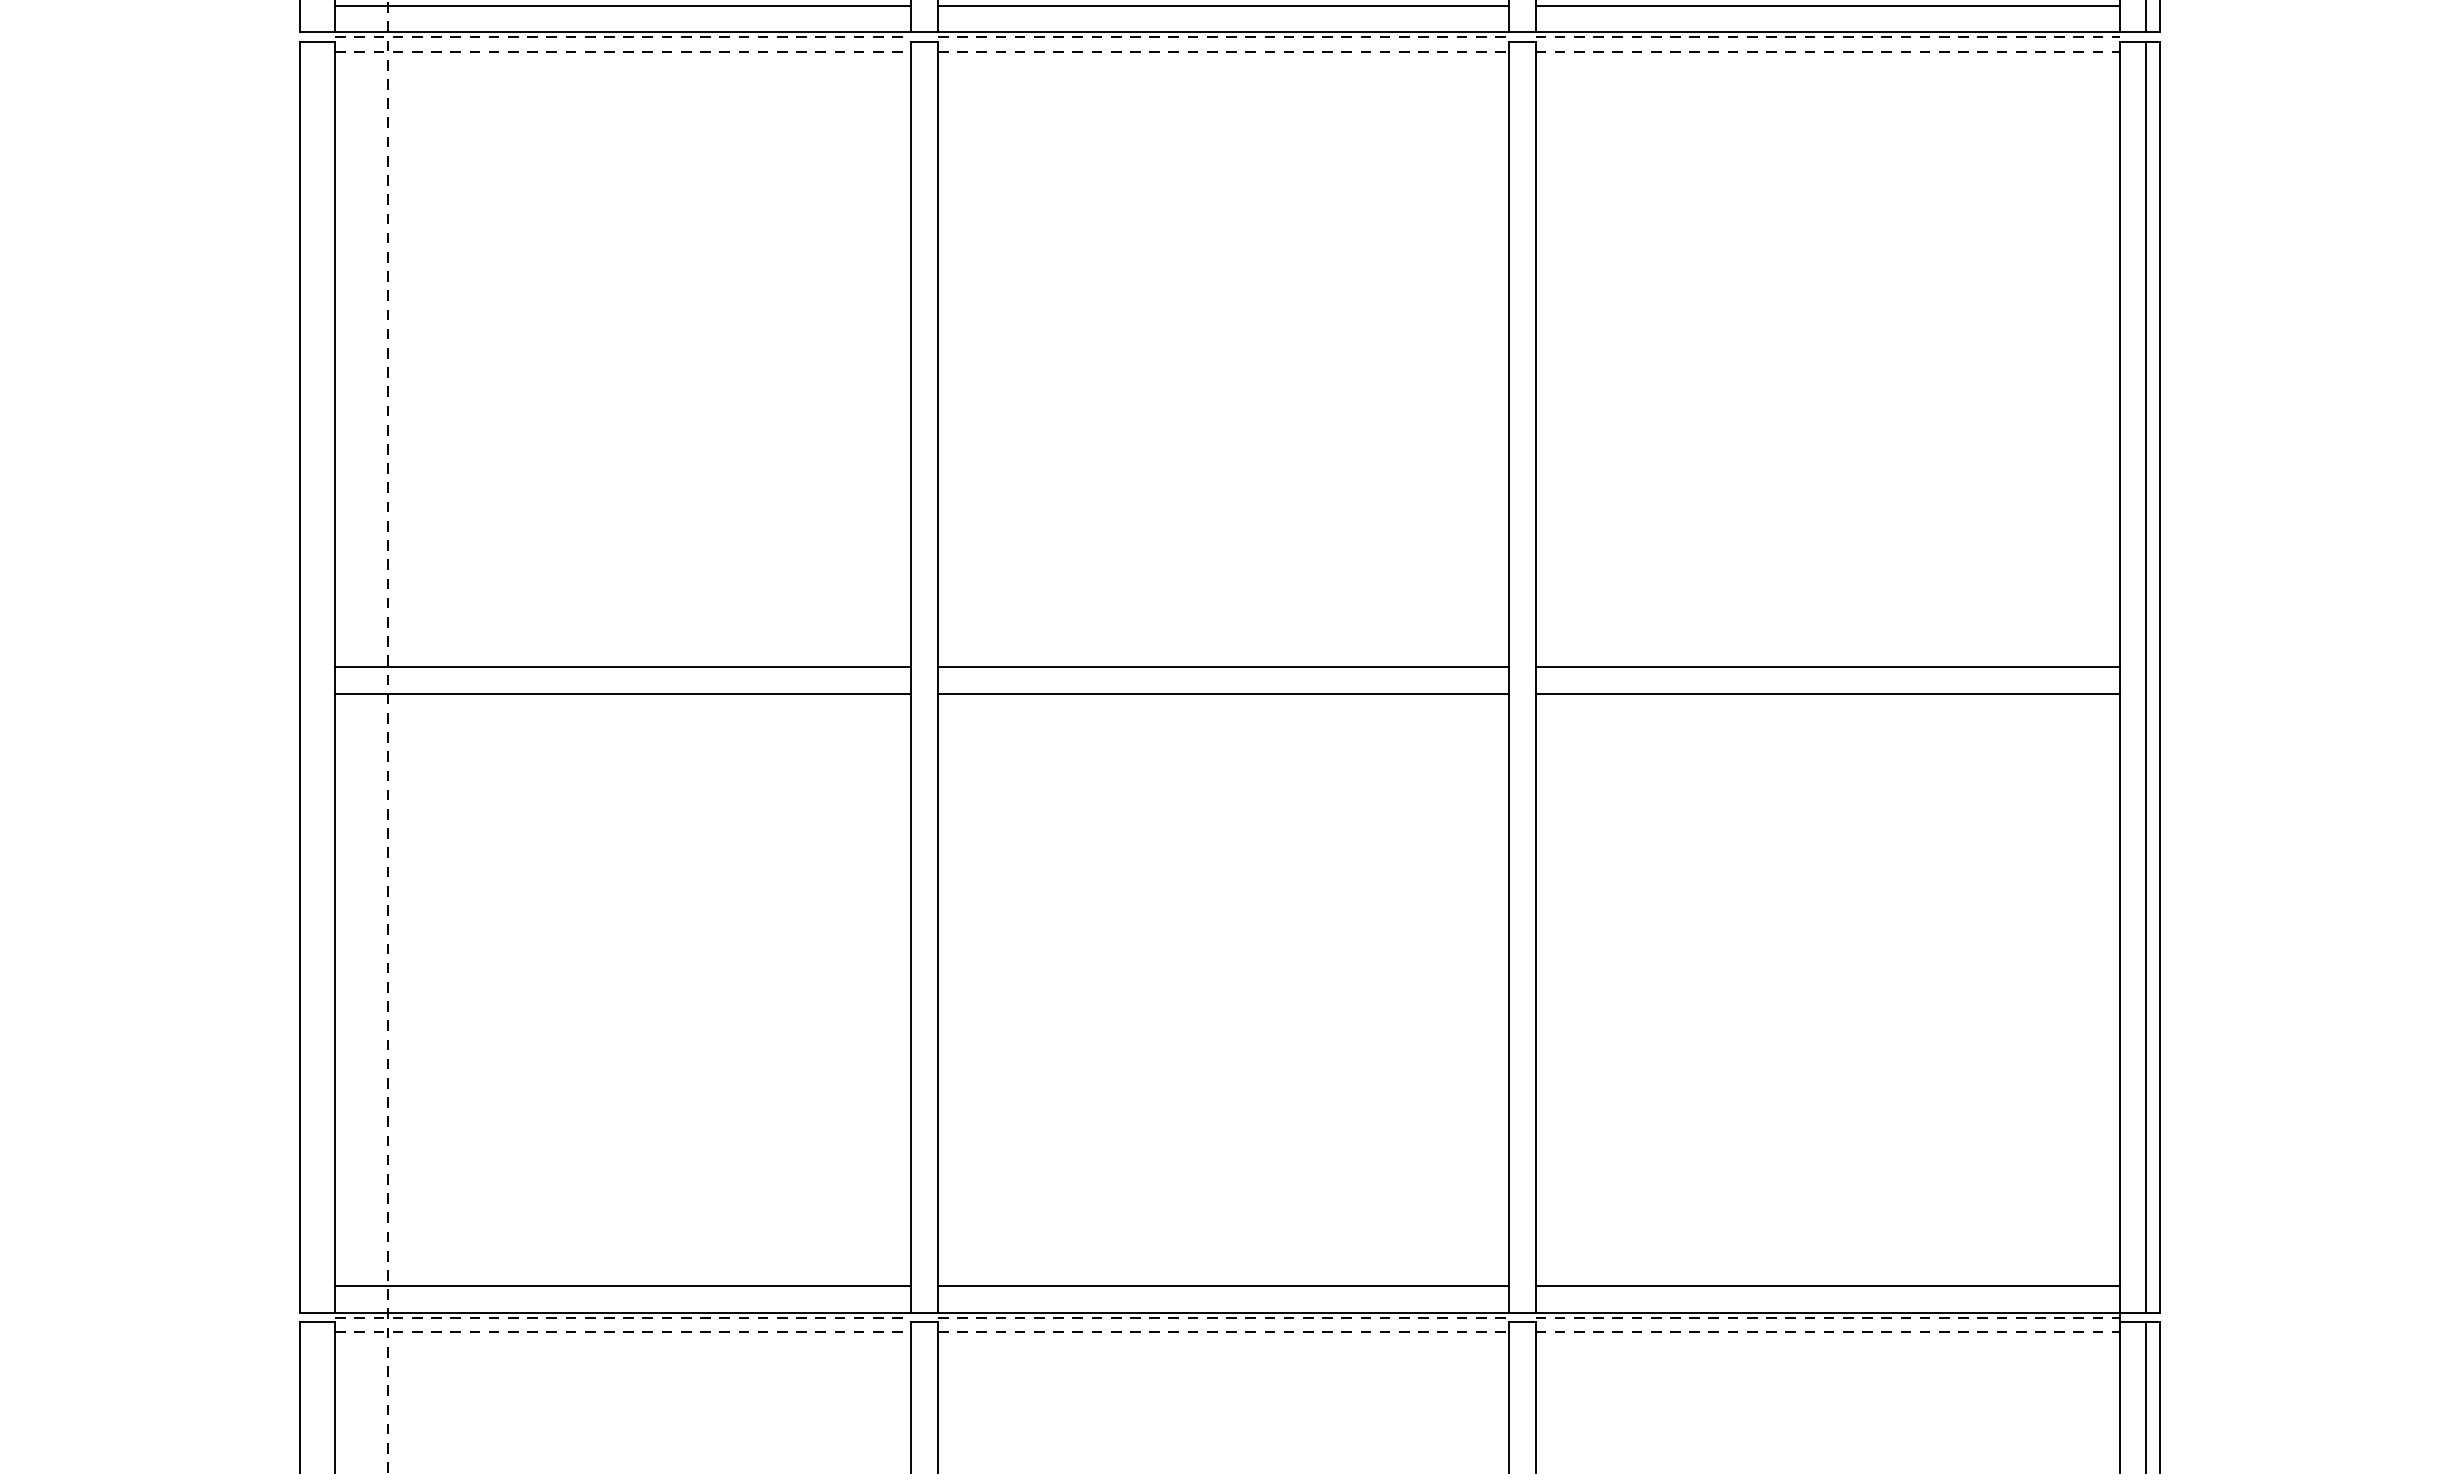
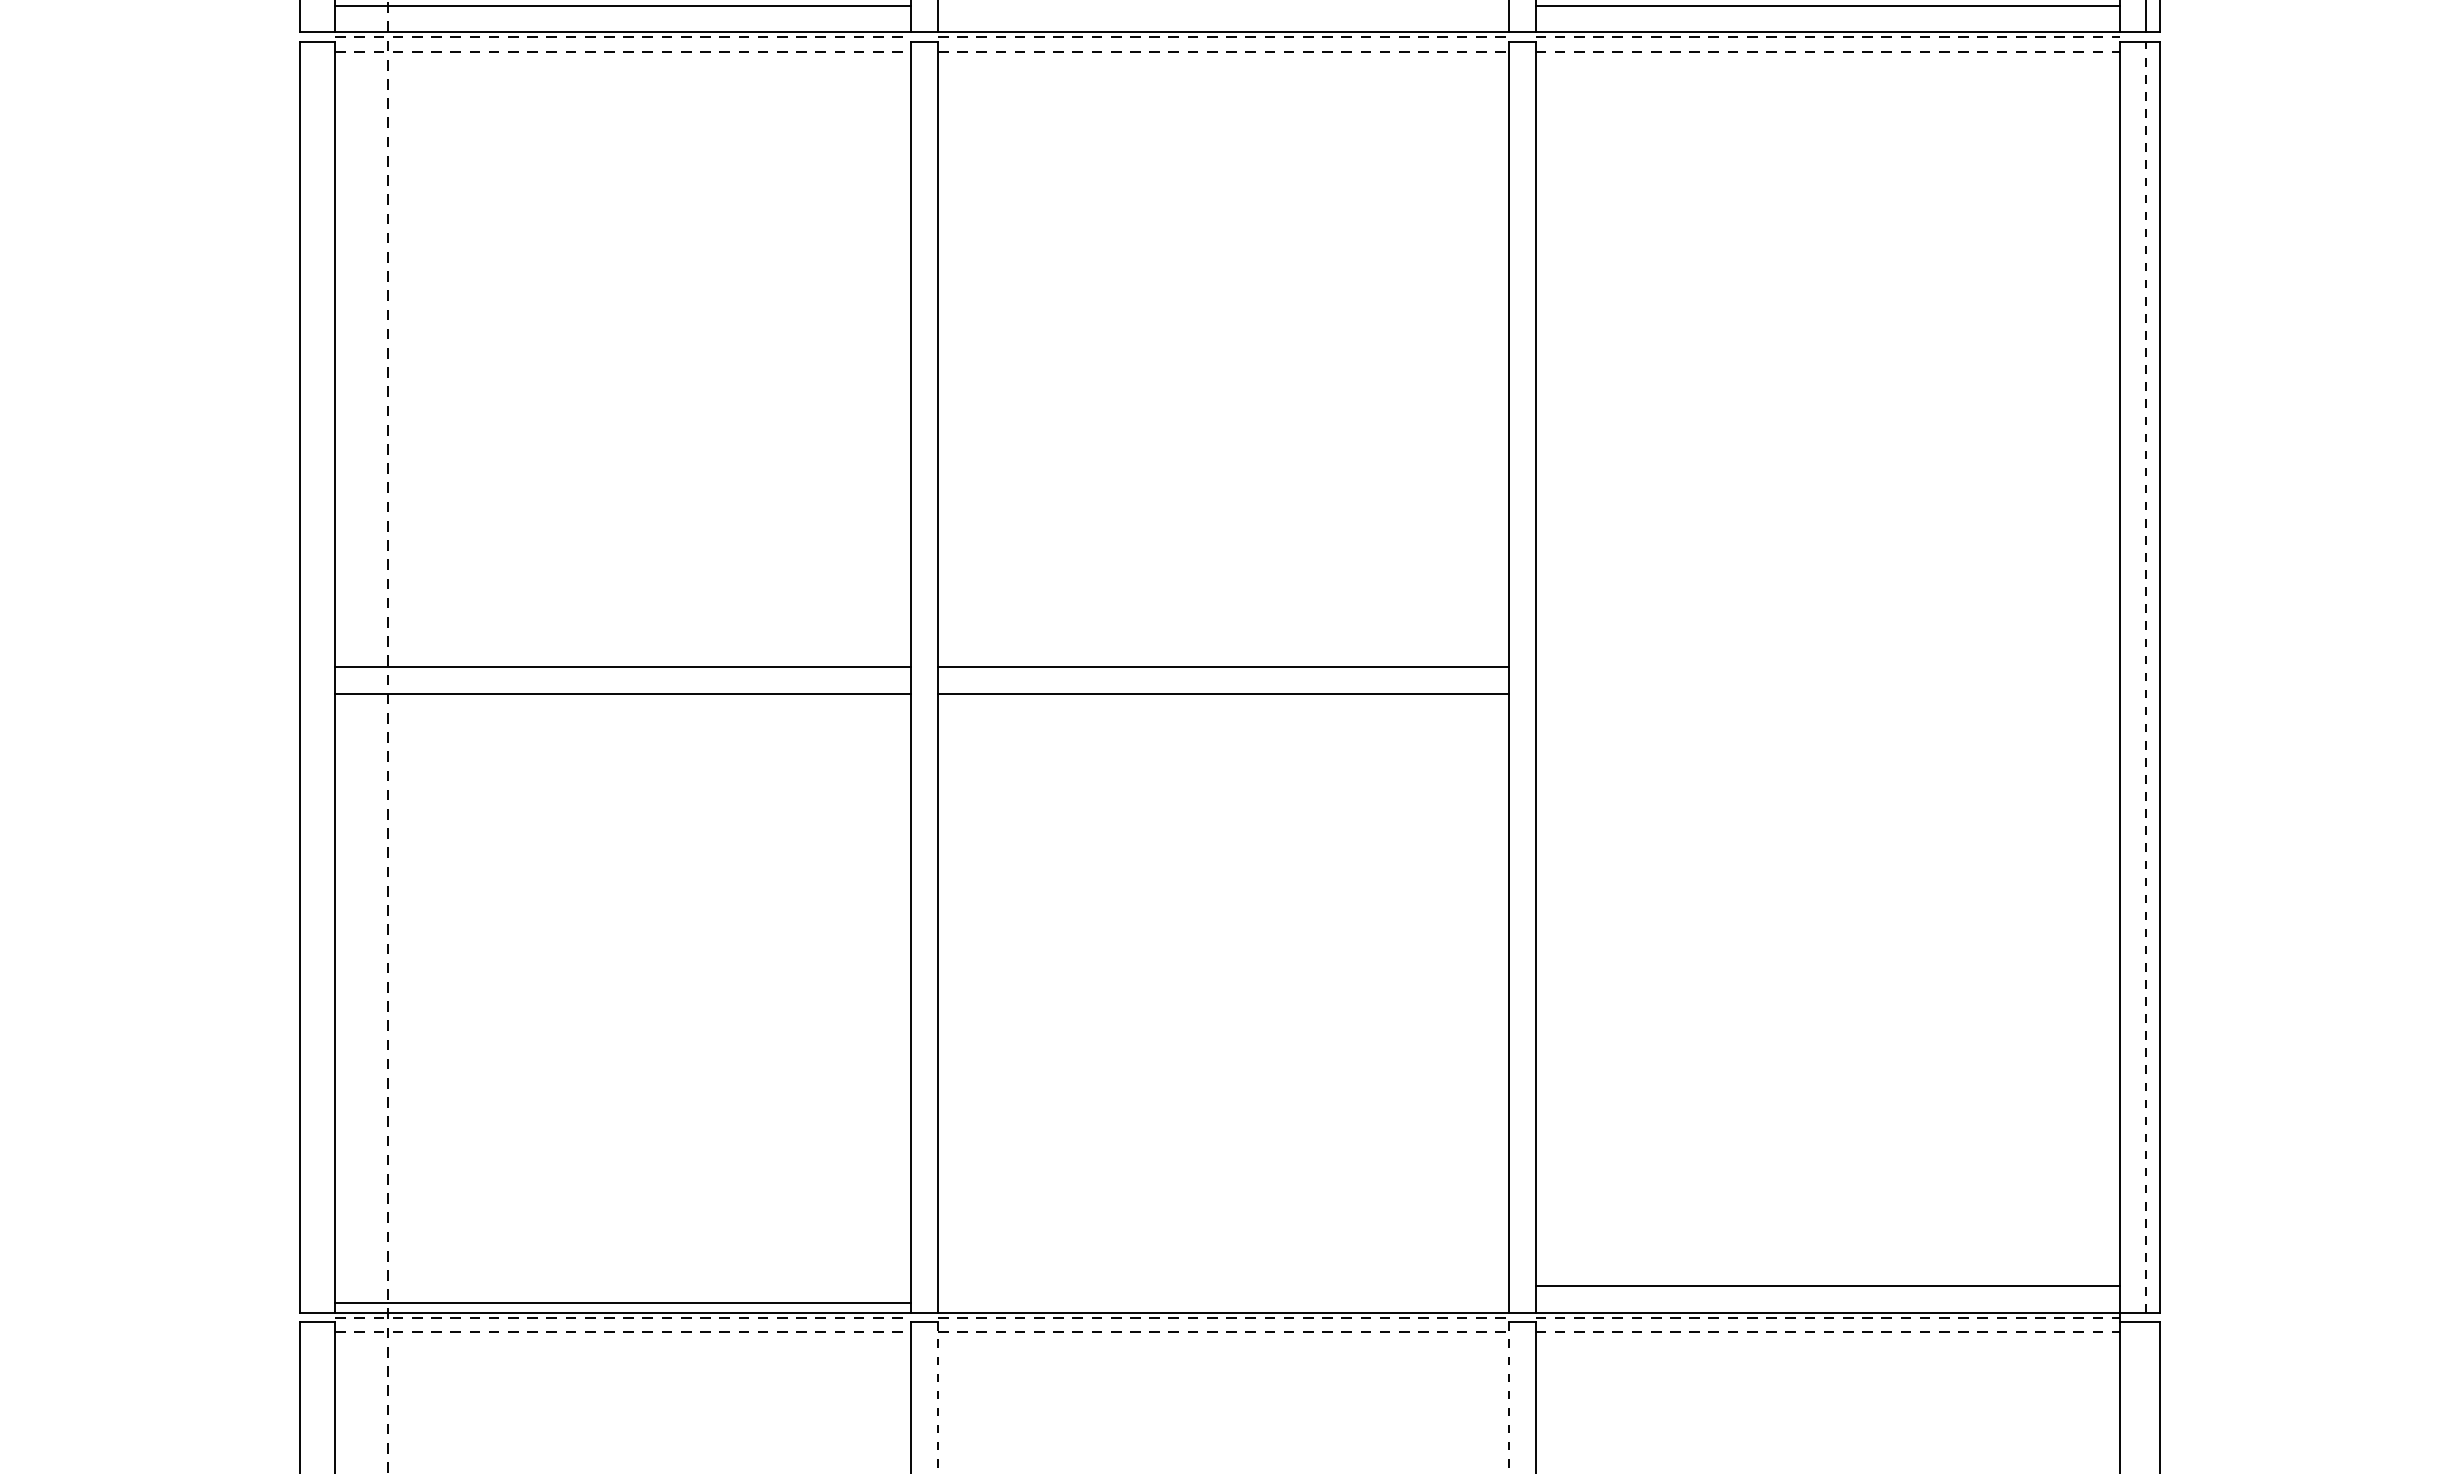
line: present -> none (1222, 5)
line: present -> none (1827, 667)
line: solid -> dashed (2146, 677)
line: present -> none (1827, 694)
line position: (623, 1286) -> (623, 1303) (623, 1303)
line: present -> none (1222, 1286)
line: present -> none (2146, 1396)
line: solid -> dashed (937, 1398)
line: solid -> dashed (1508, 1398)
